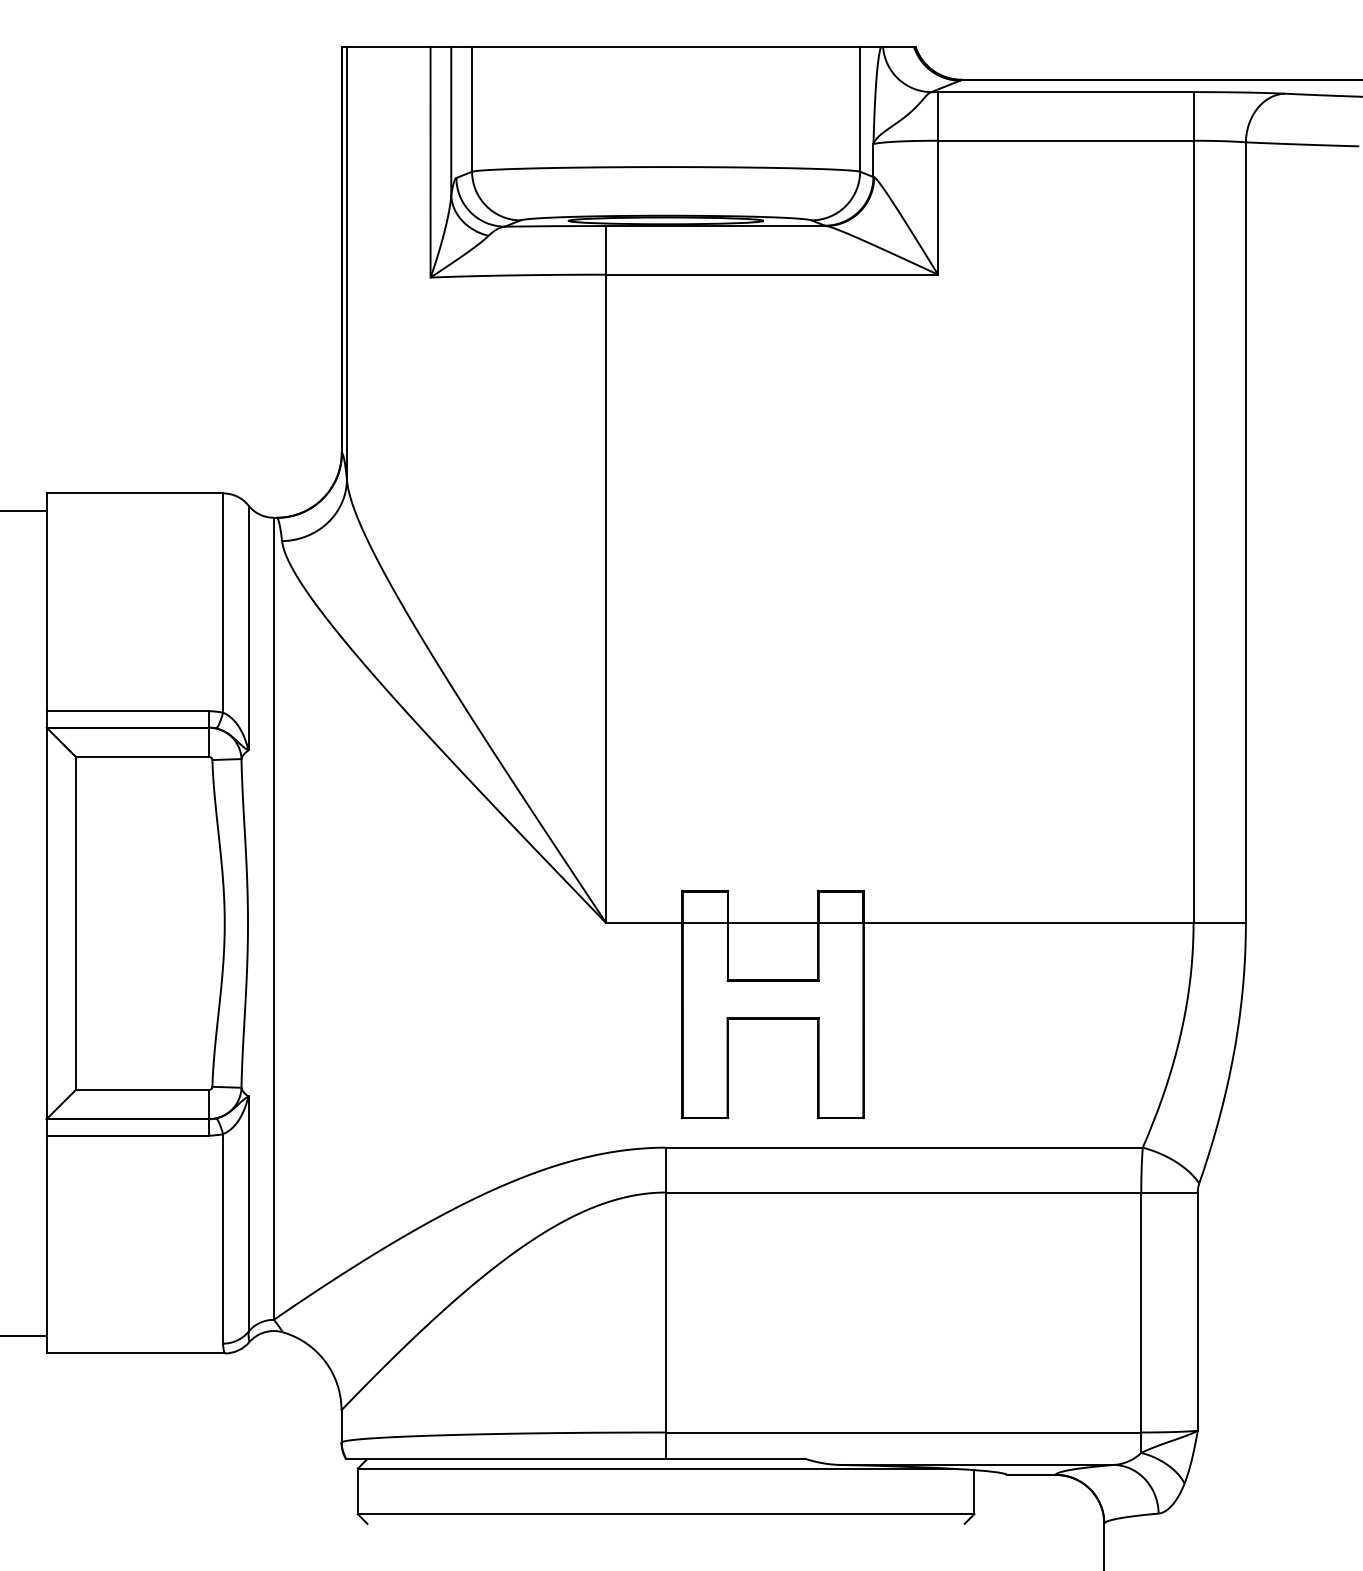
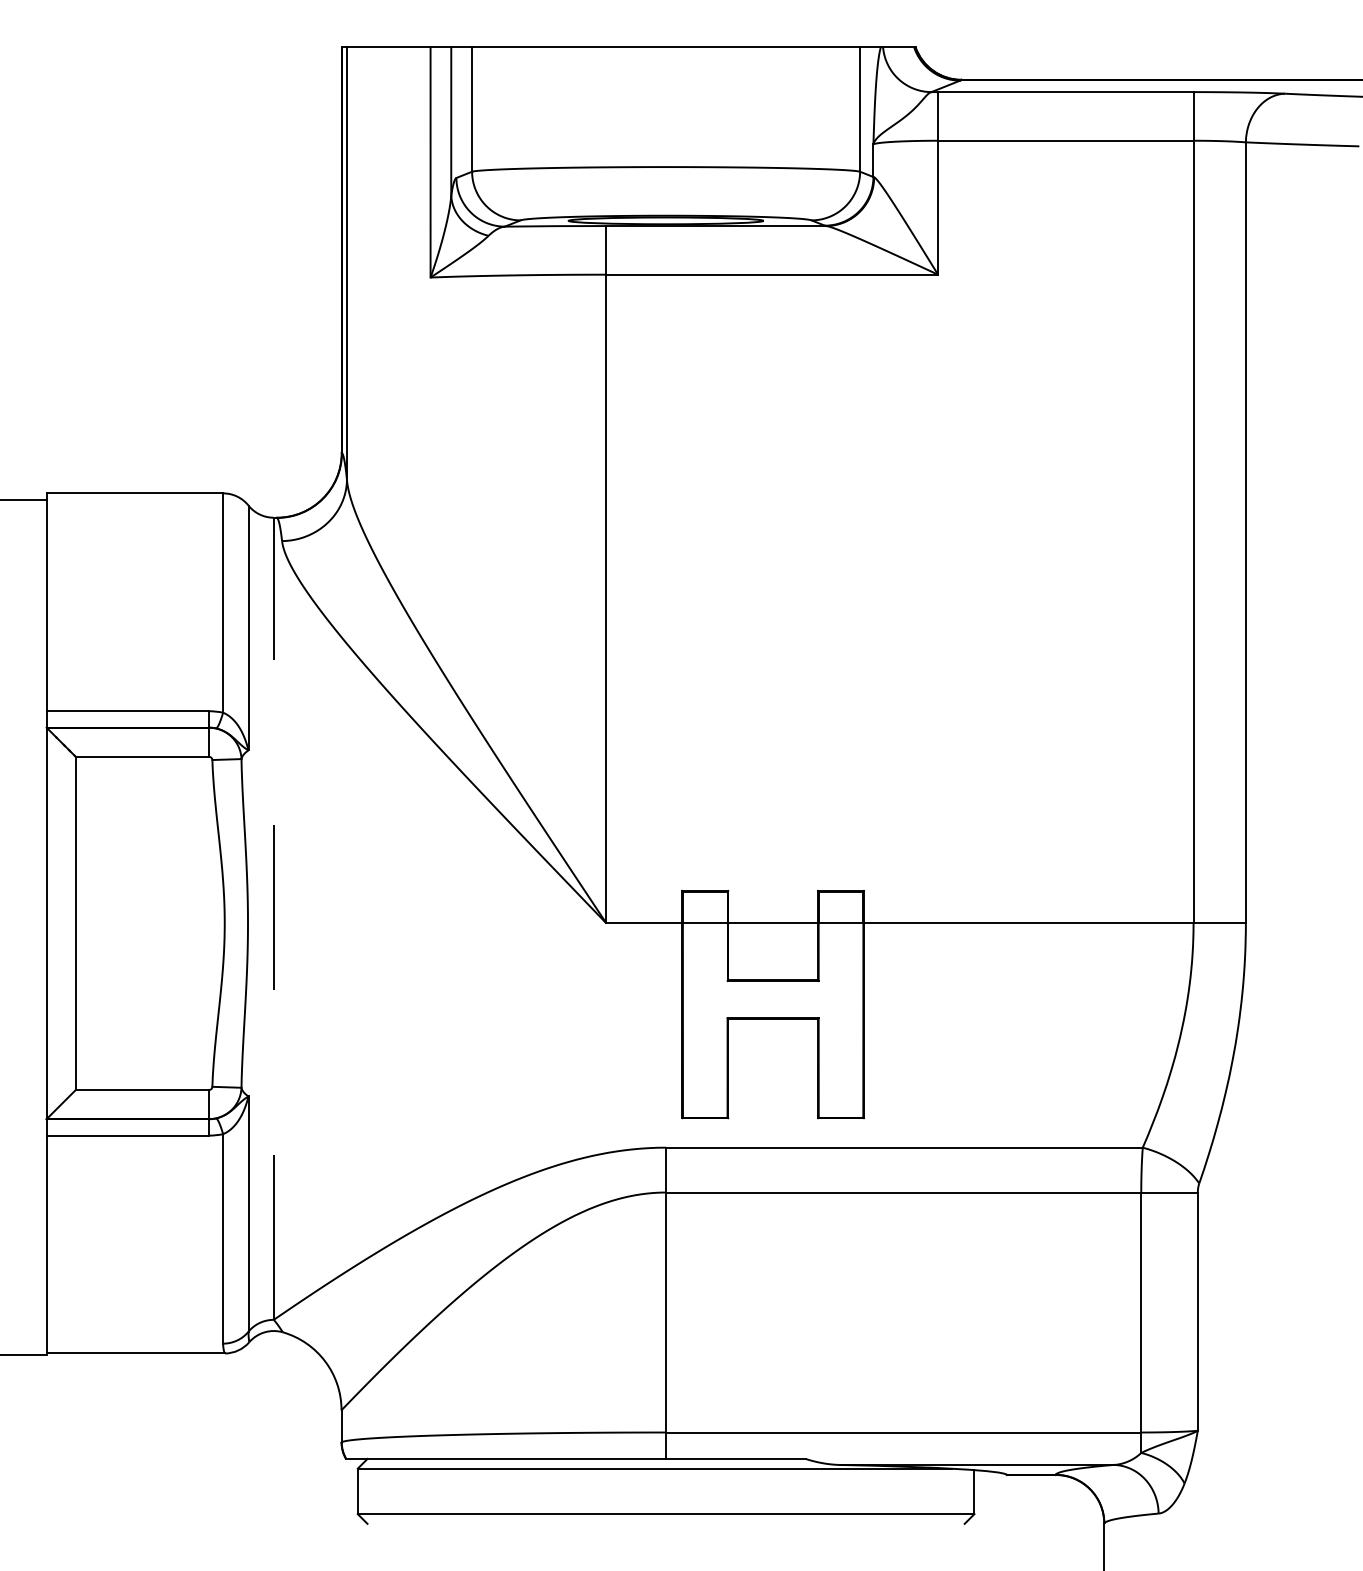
line position: (24, 511) -> (24, 500) (24, 500)
line: solid -> dashed (273, 918)
line position: (24, 1335) -> (24, 1354) (24, 1354)
